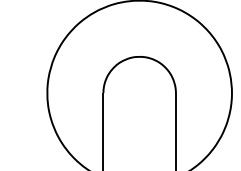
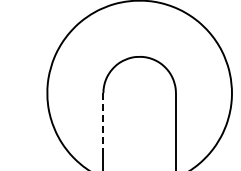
line: solid -> dashed (103, 123)
